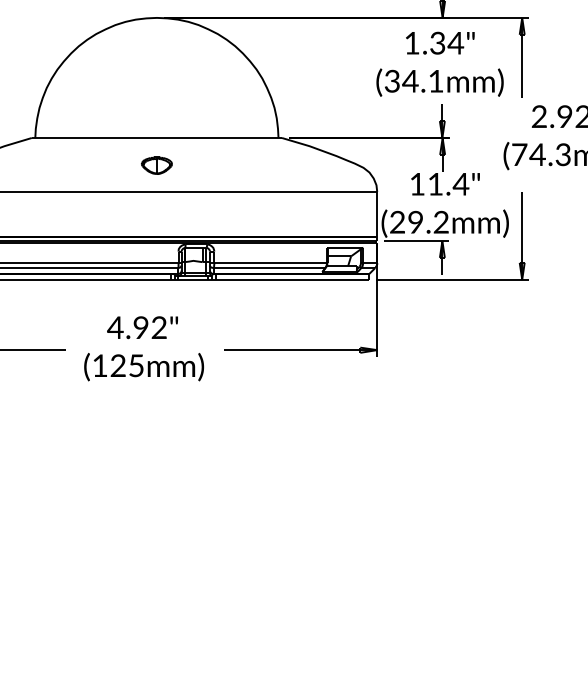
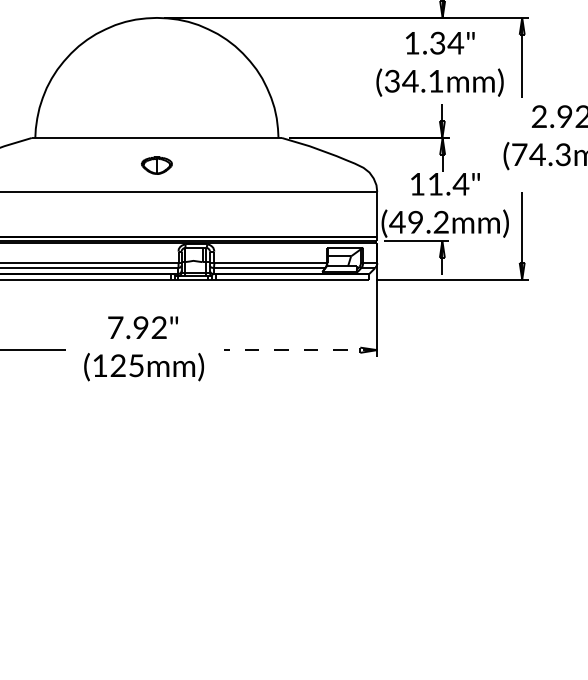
text: (29.2mm) -> (49.2mm) (397, 221)
text: 4.92" -> 7.92" (115, 327)
line: solid -> dashed (300, 350)
